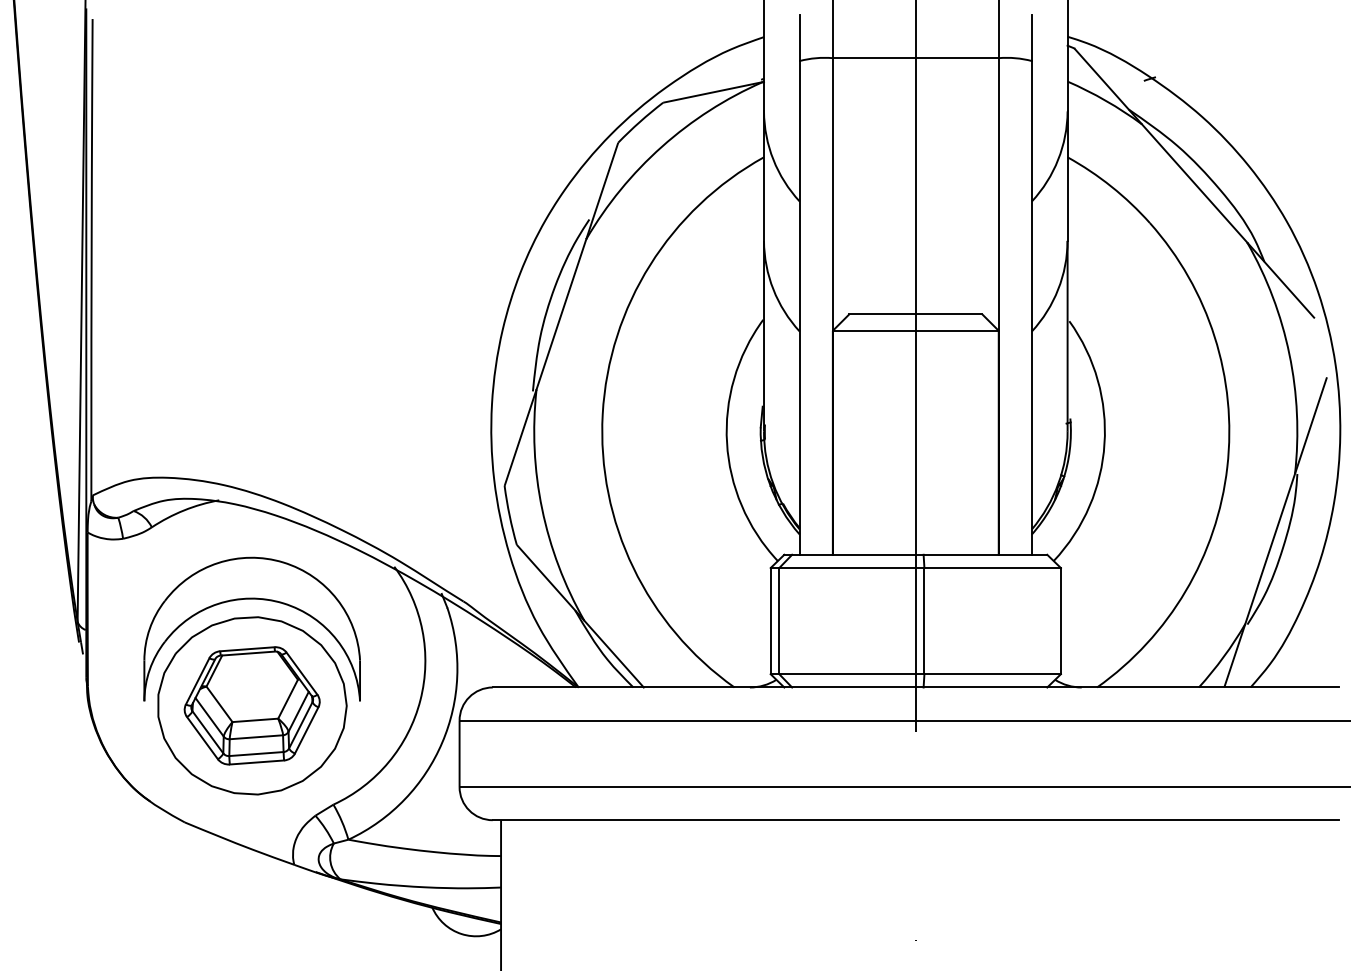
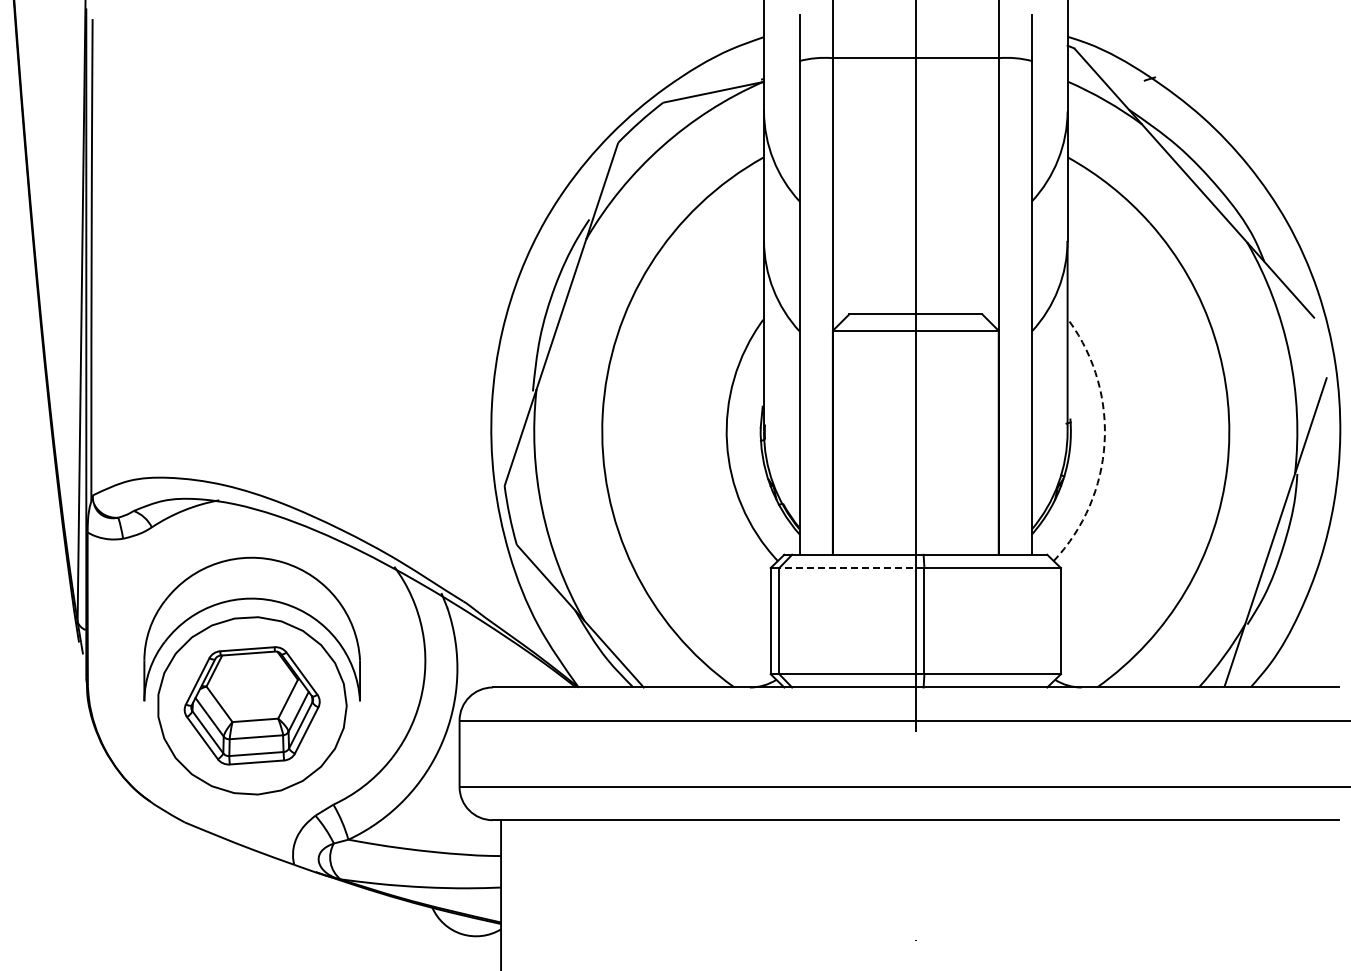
arc: solid -> dashed (1104, 443)
line: solid -> dashed (851, 568)
